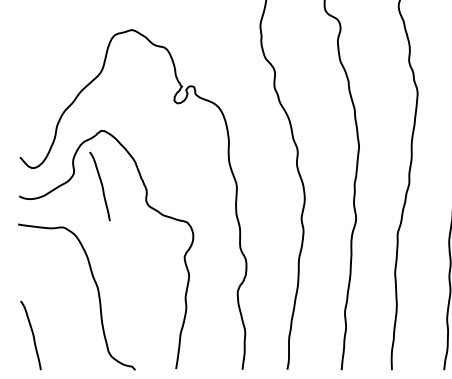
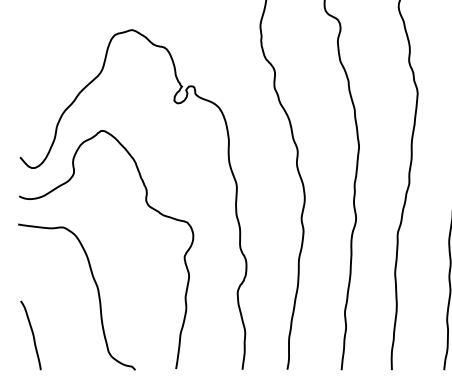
curve: present -> none (101, 186)
